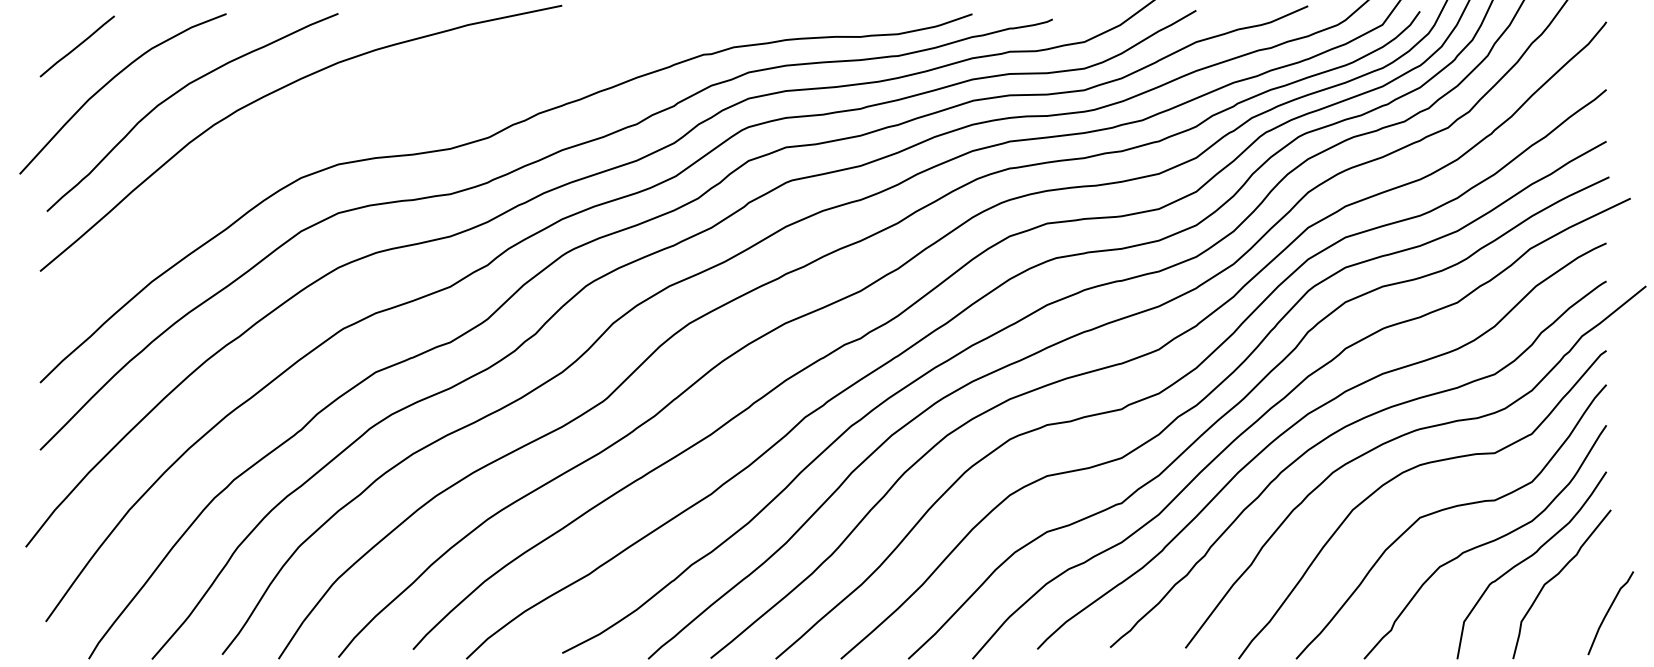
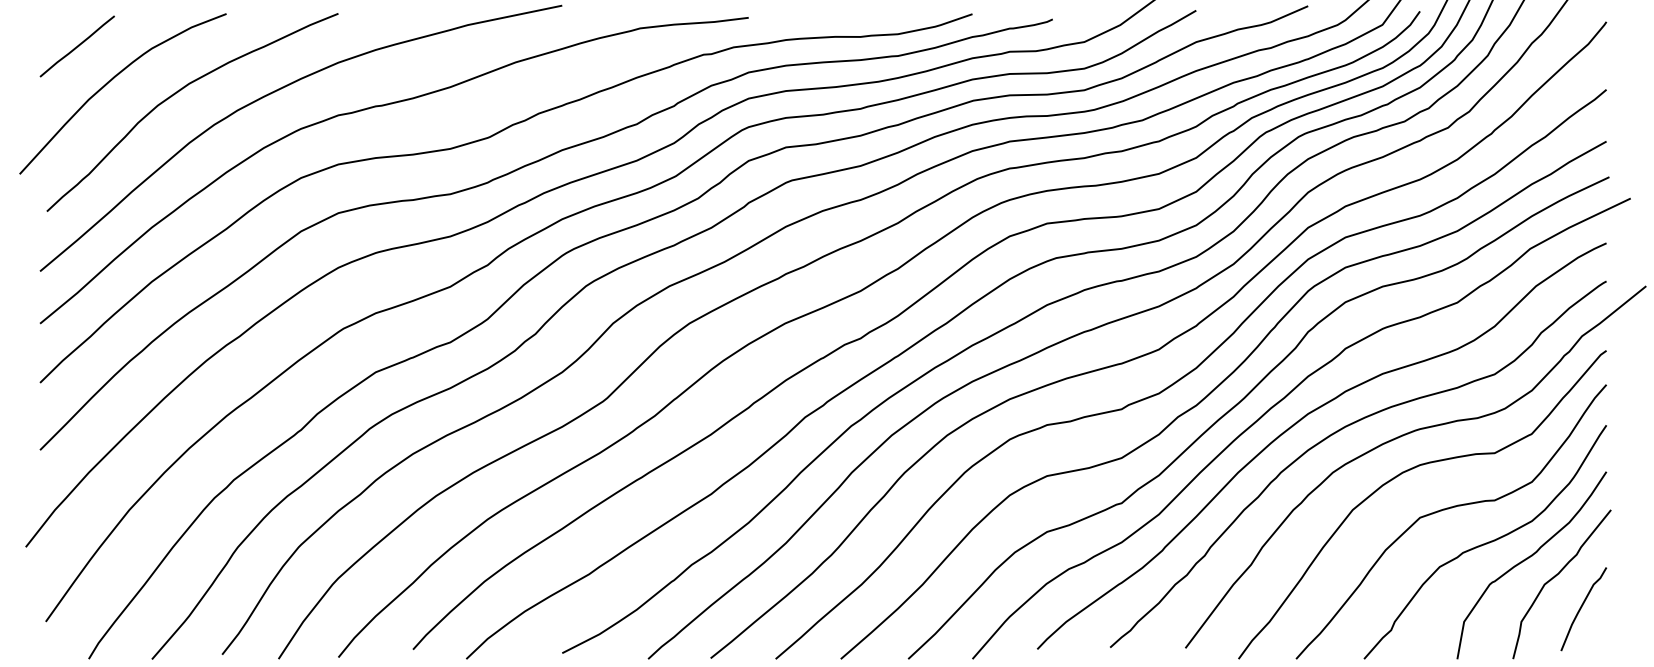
curve: none -> present (383, 106)
curve position: (1609, 611) -> (1582, 607) (1582, 607)
